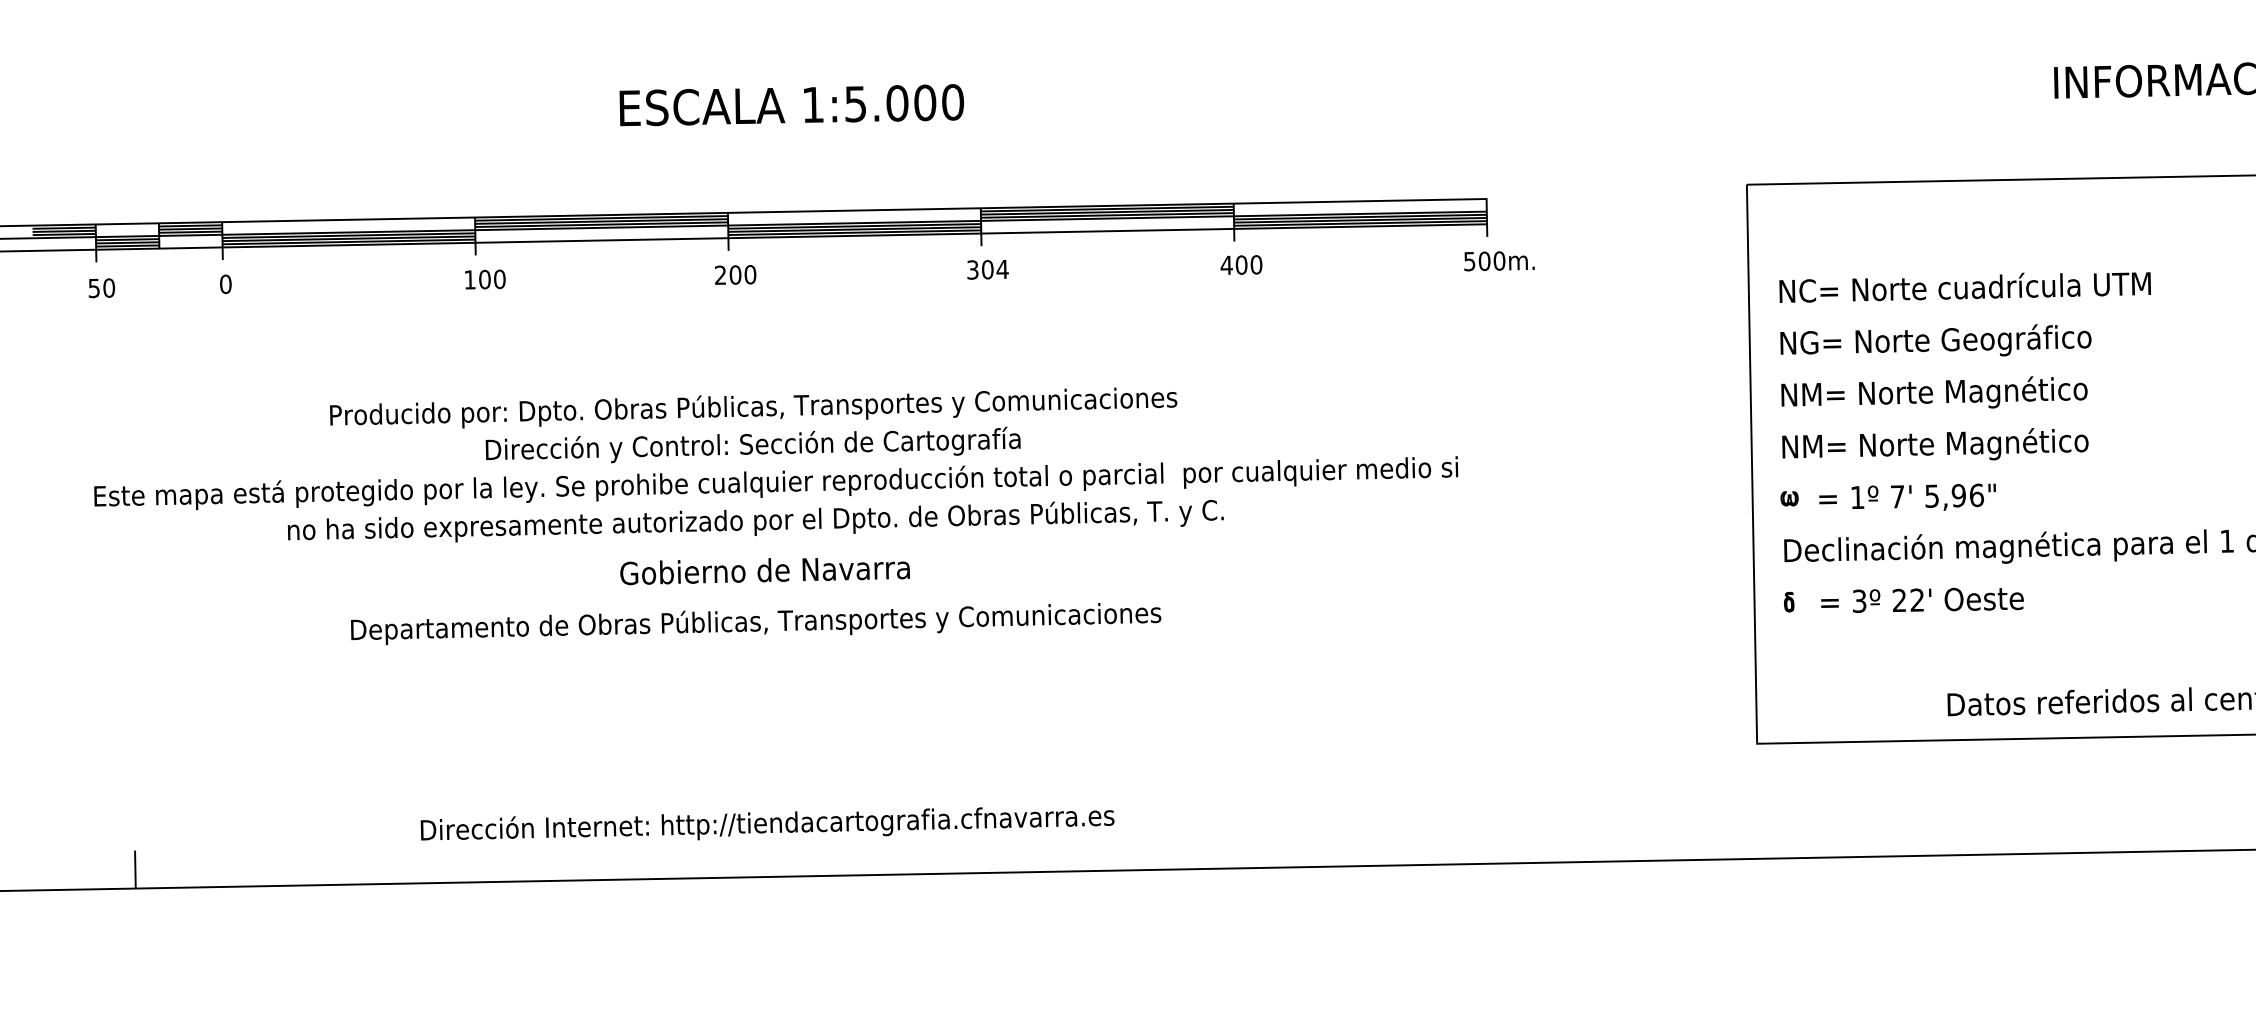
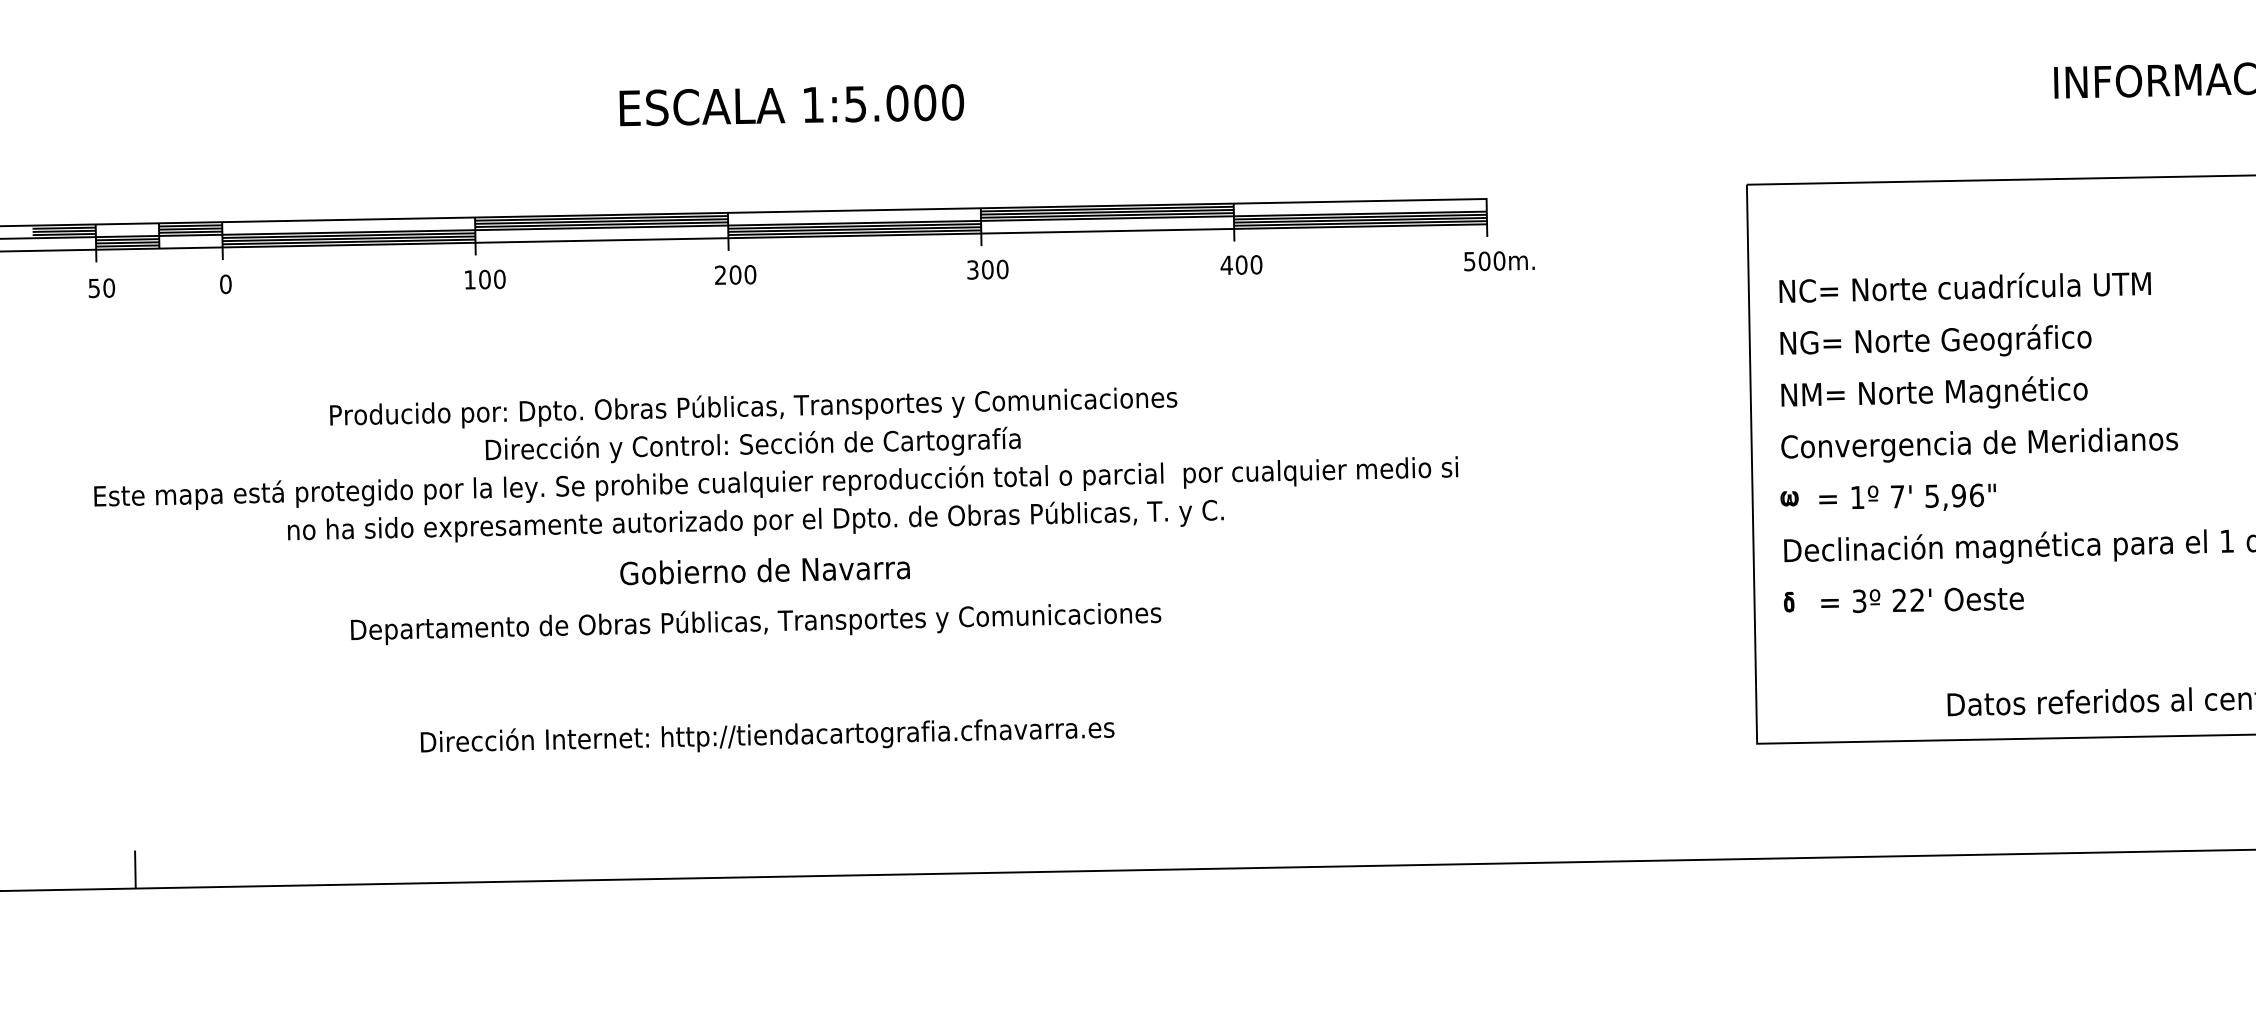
text: 304 -> 300 (1002, 269)
text: NM= Norte Magnético -> Convergencia de Meridianos (1979, 444)
text position: (767, 823) -> (767, 735) (767, 735)
